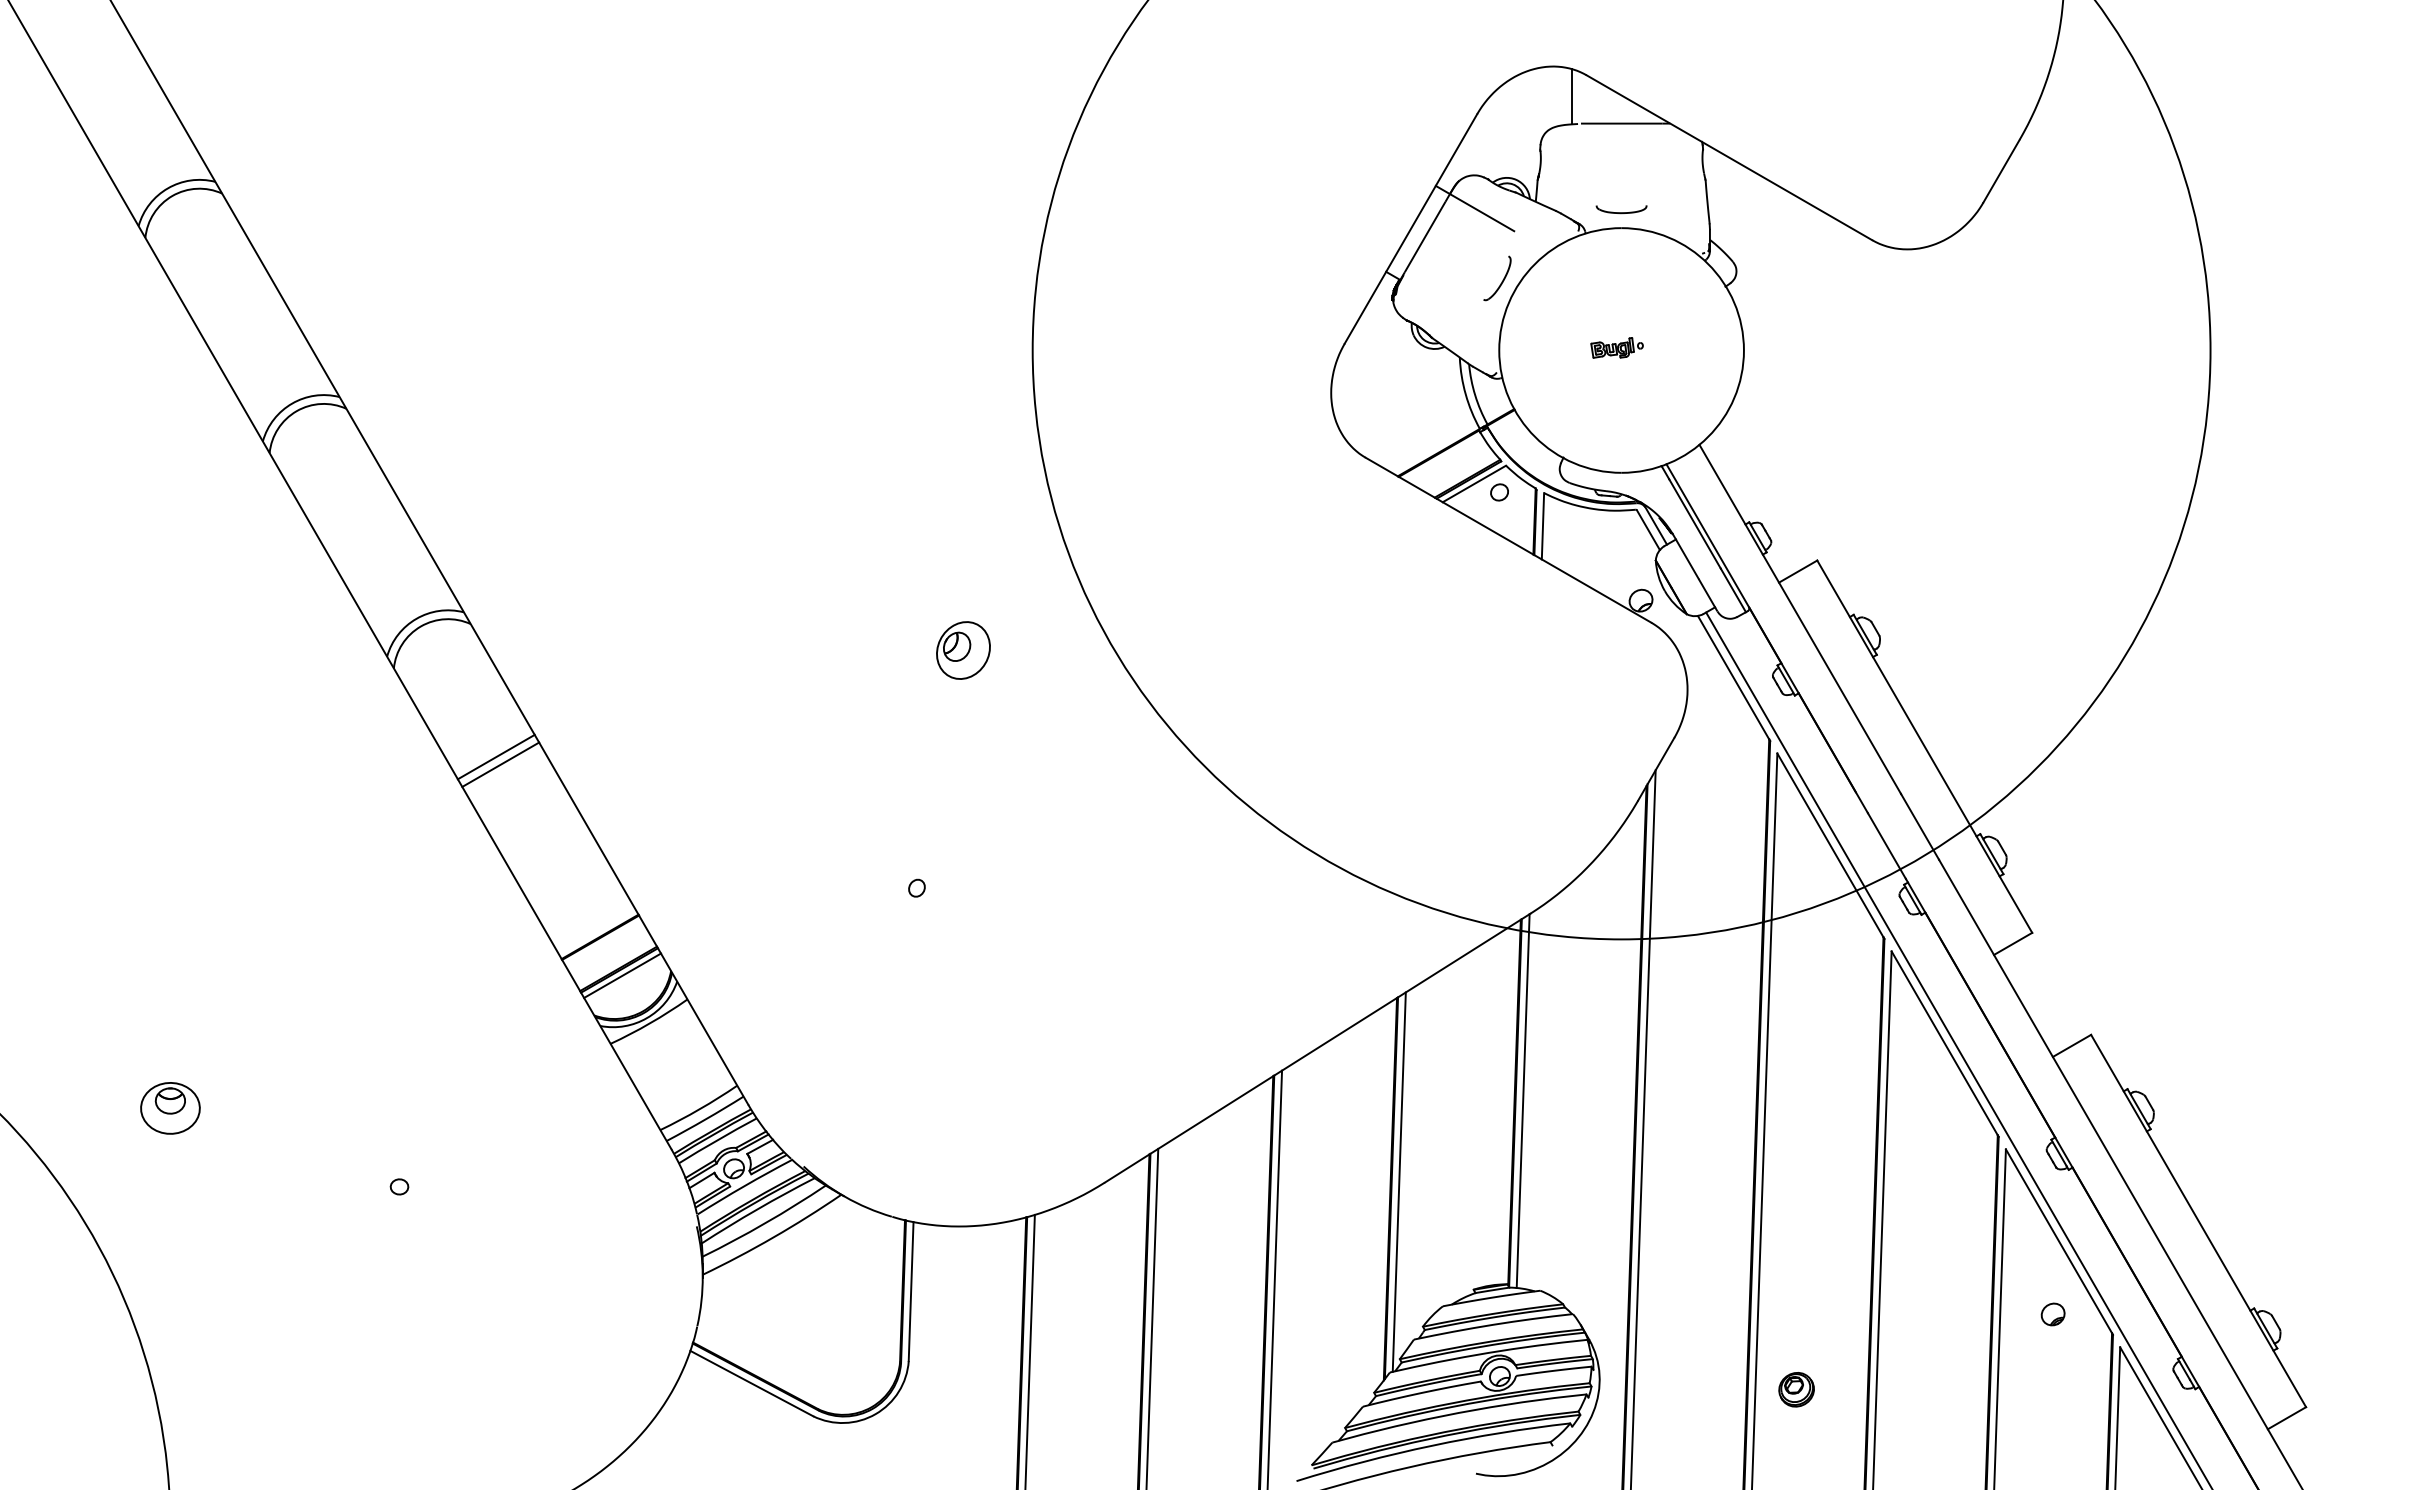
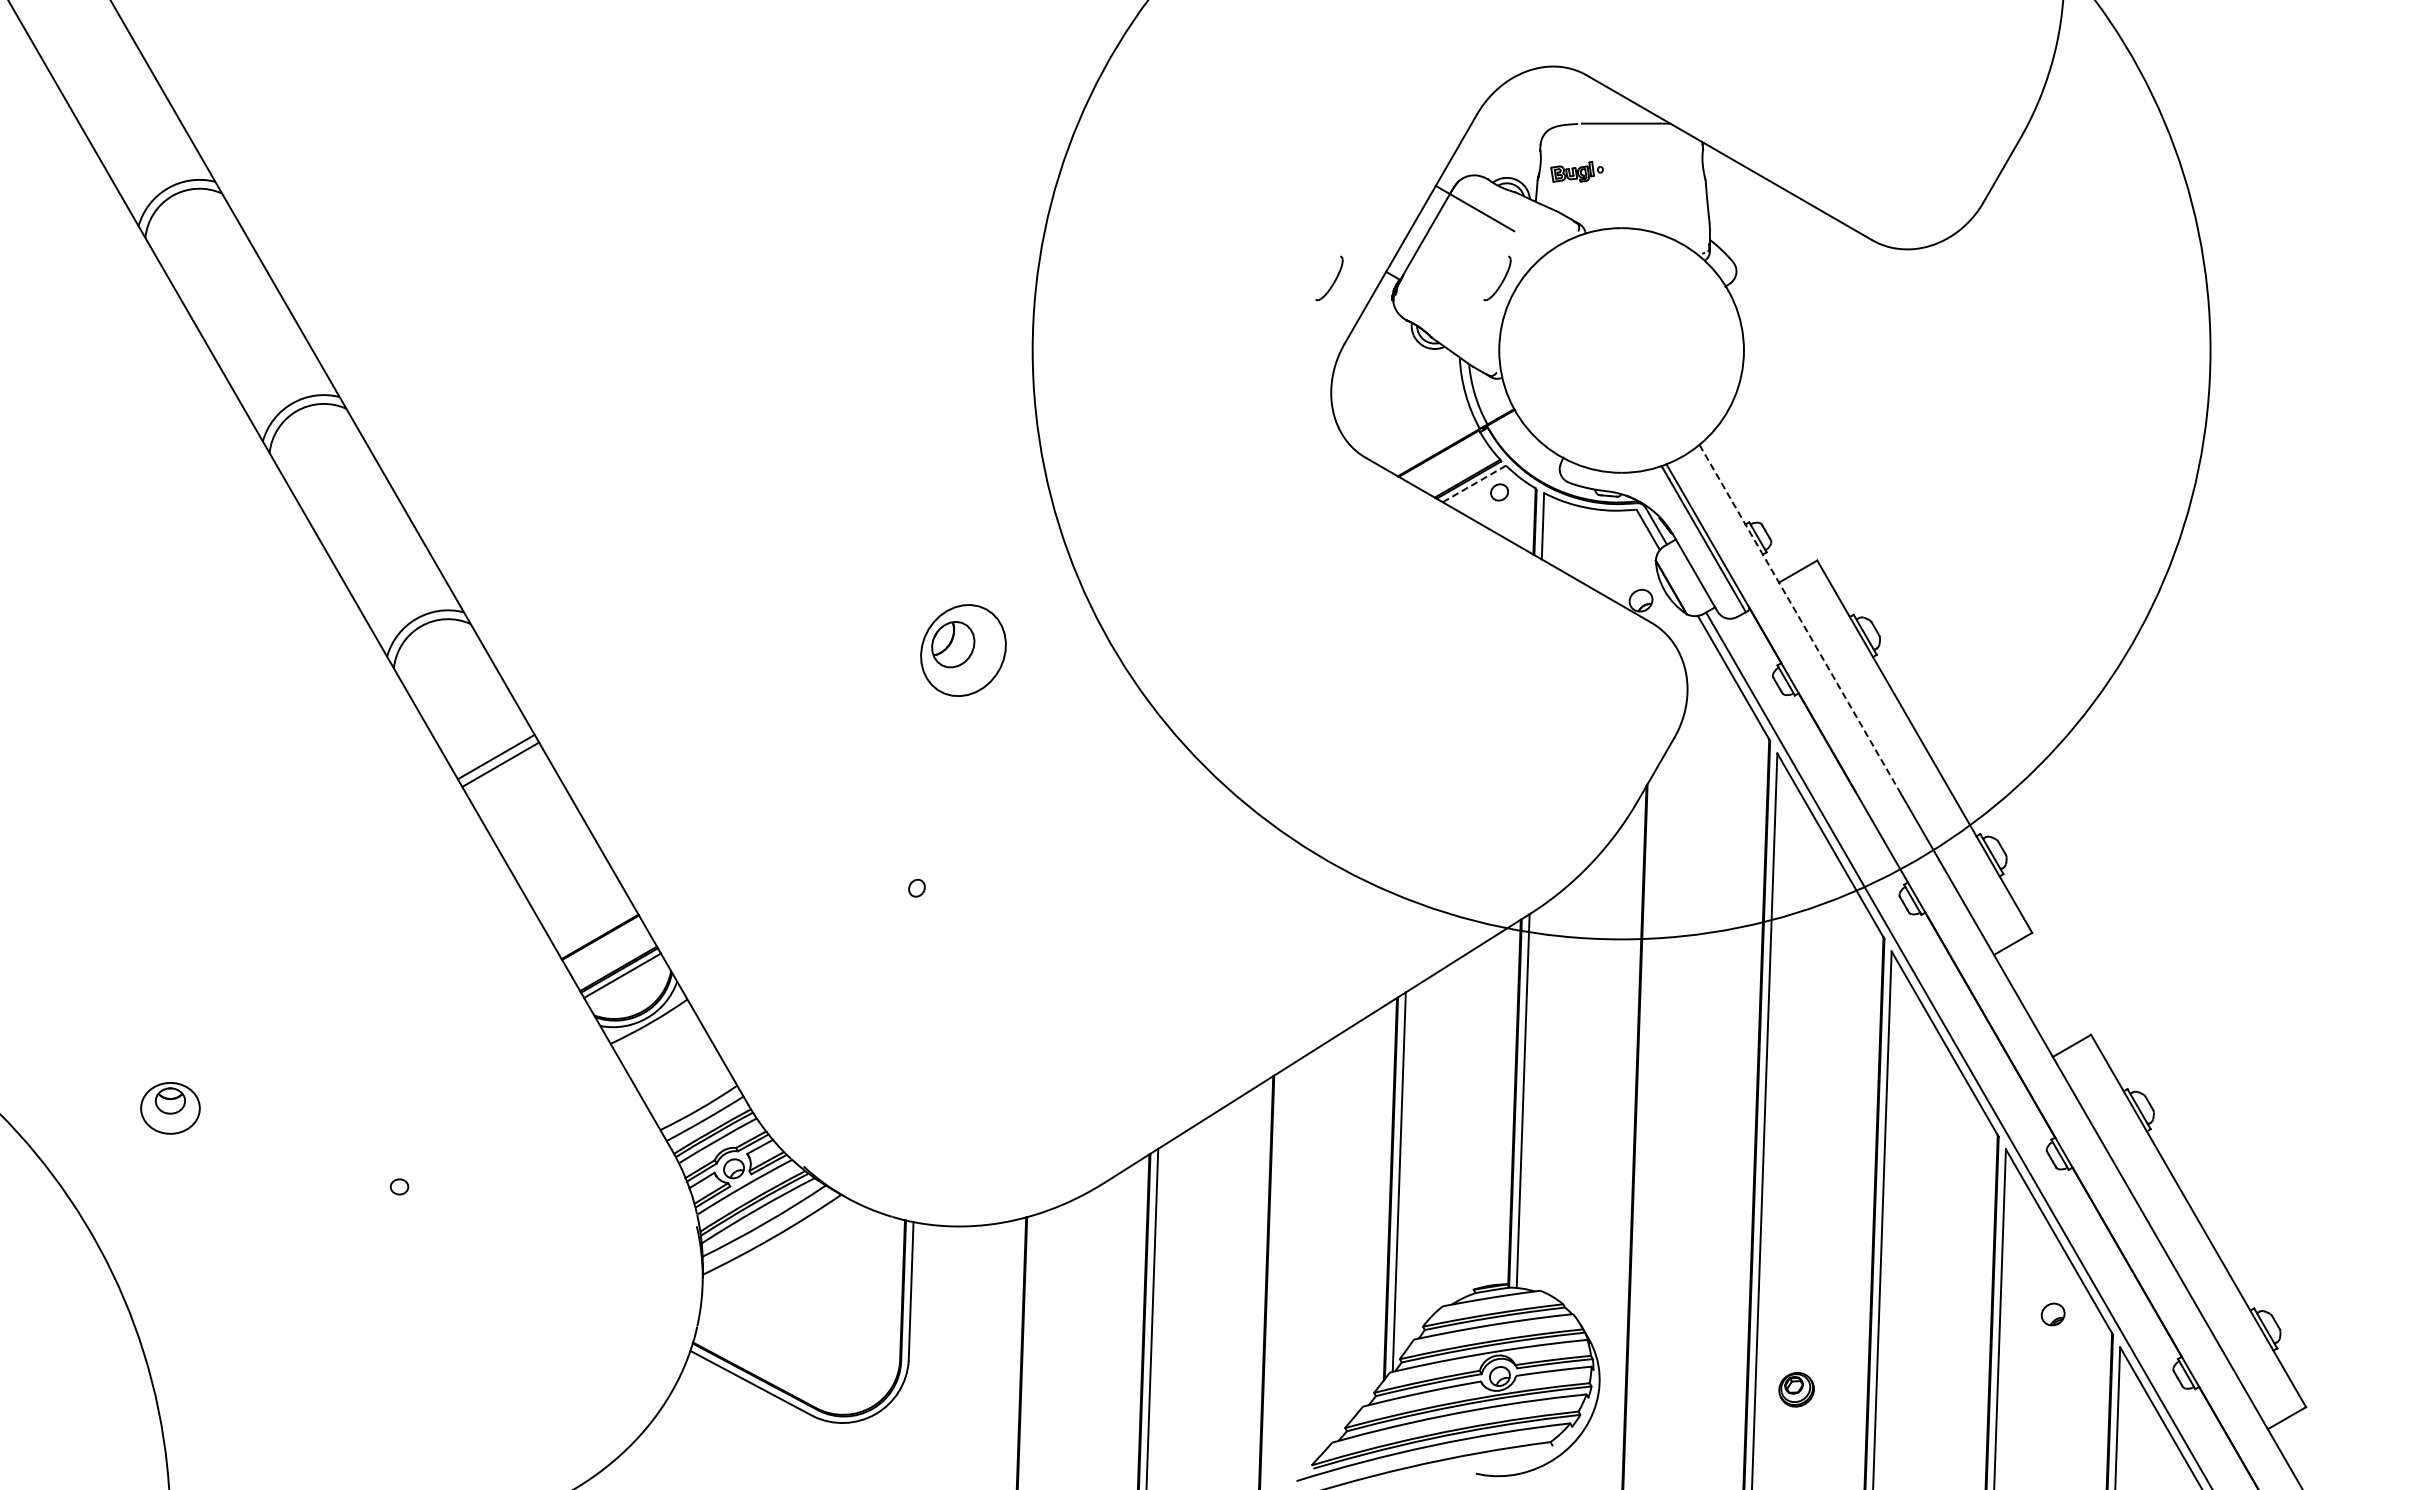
line: present -> none (1572, 96)
part: present -> none (1621, 209)
part: none -> present (1329, 278)
part position: (1616, 347) -> (1576, 171) (1576, 171)
line: solid -> dashed (1474, 483)
line: solid -> dashed (1800, 619)
part size: 55x59 px -> 87x93 px (963, 650)
line: present -> none (1643, 1128)
line: present -> none (1274, 1278)
line: present -> none (1029, 1350)
